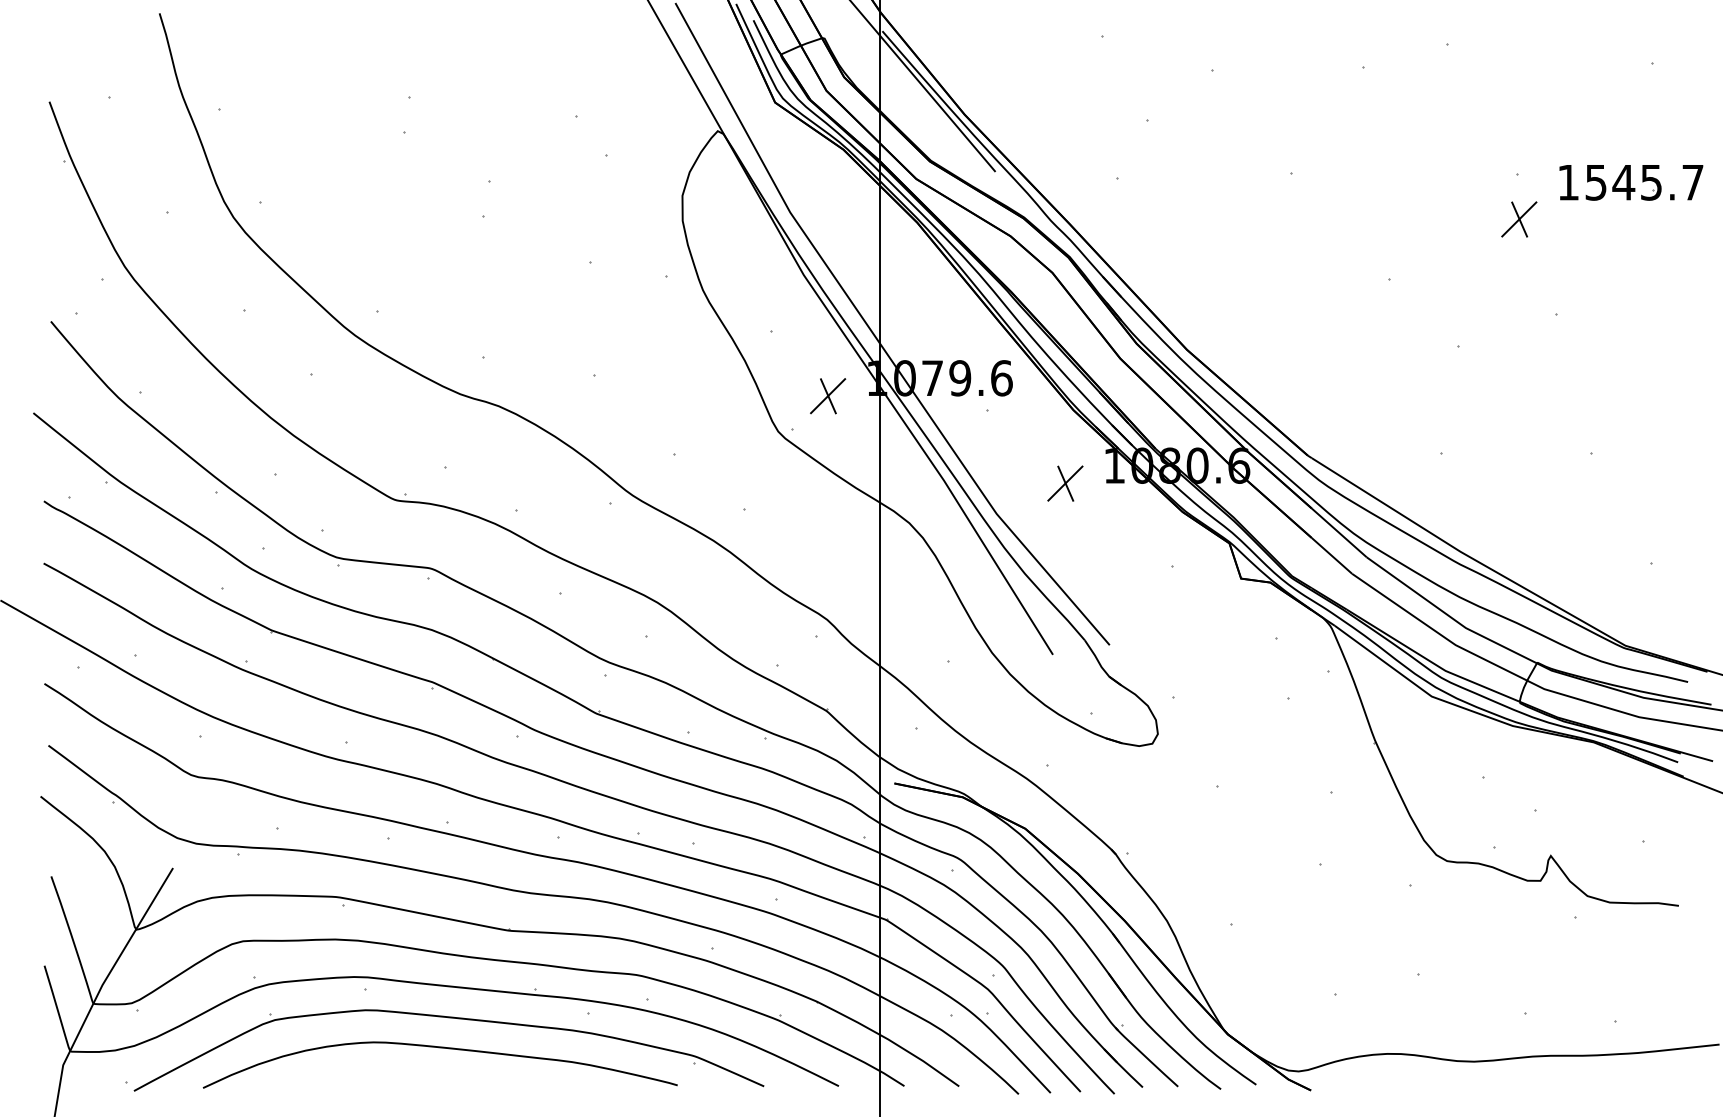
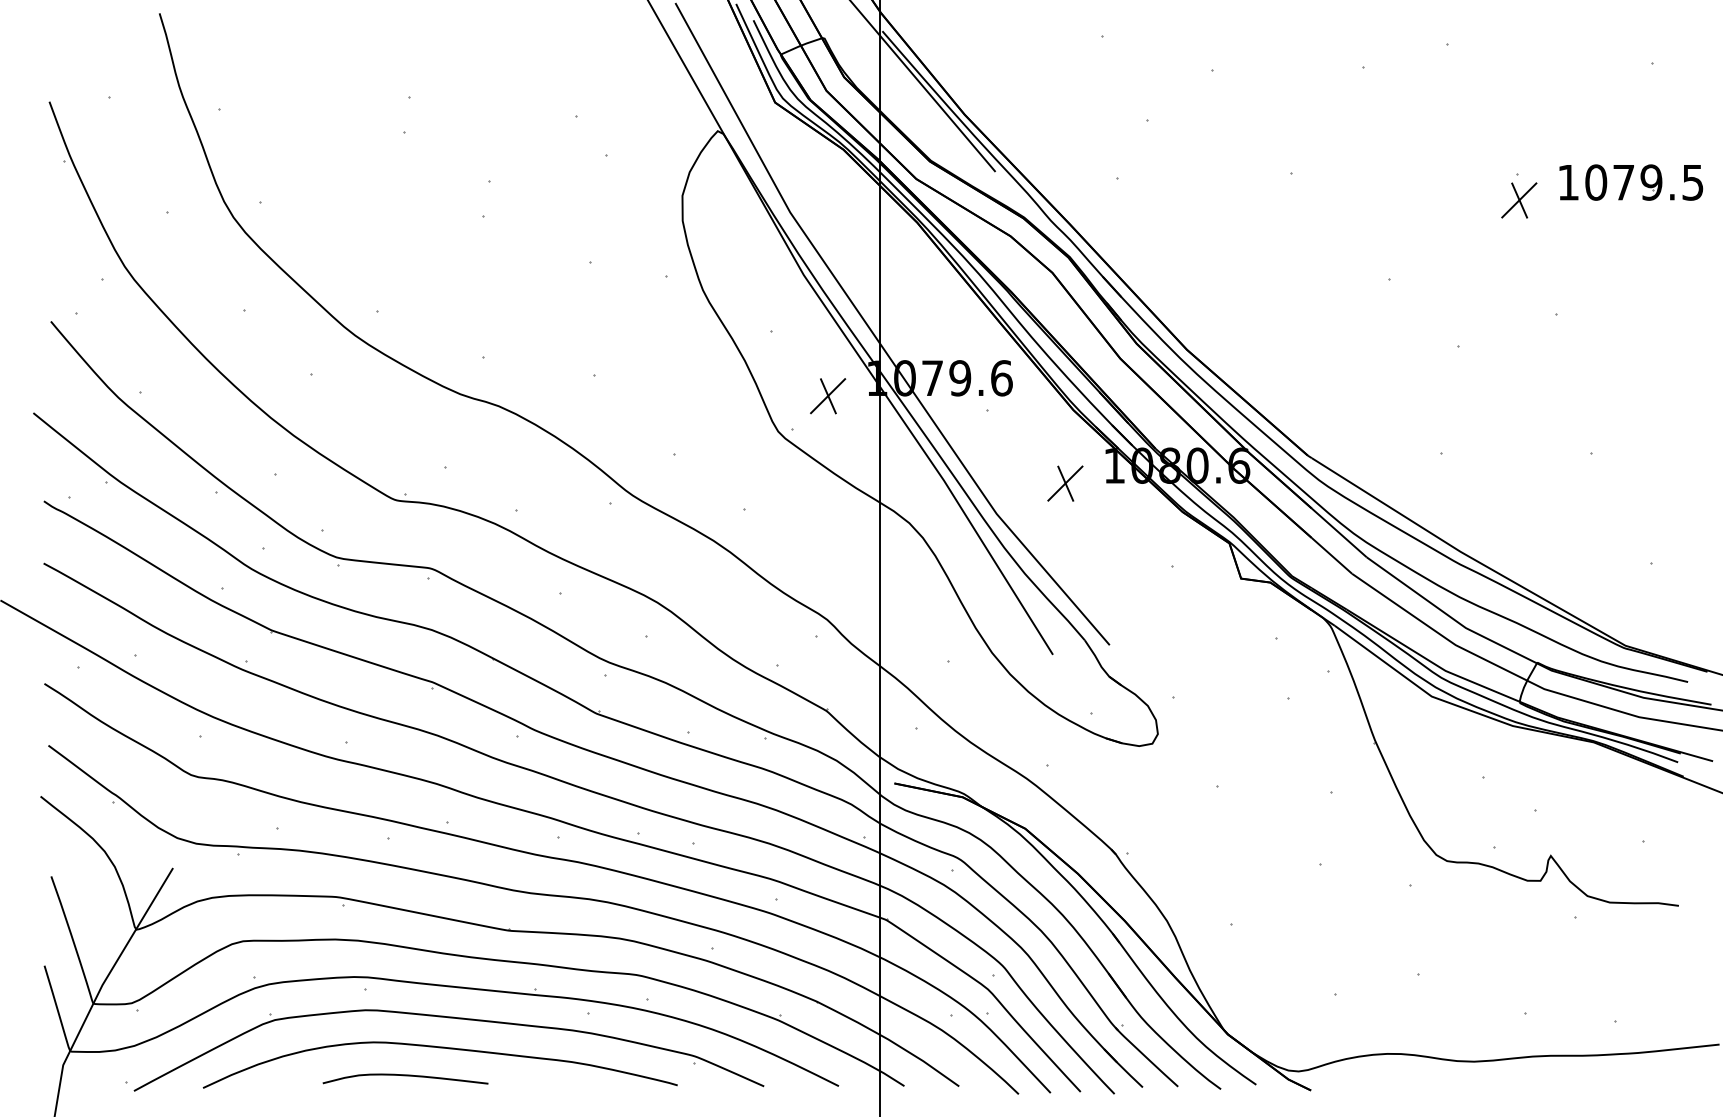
text: 1545.7 -> 1079.5 (1644, 182)
part position: (1519, 219) -> (1519, 200) (1519, 200)
curve: none -> present (405, 1076)
